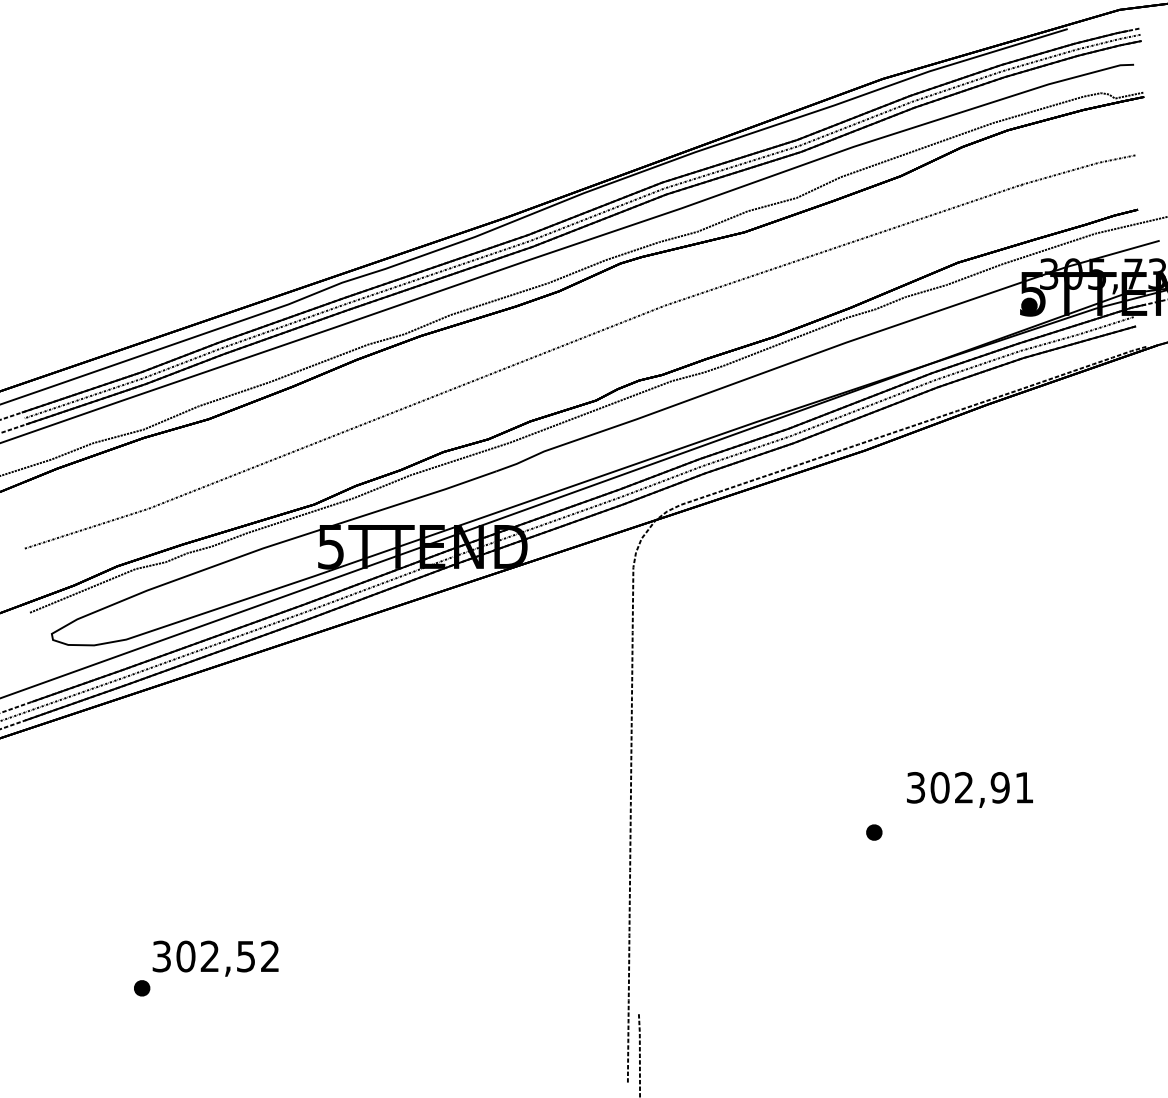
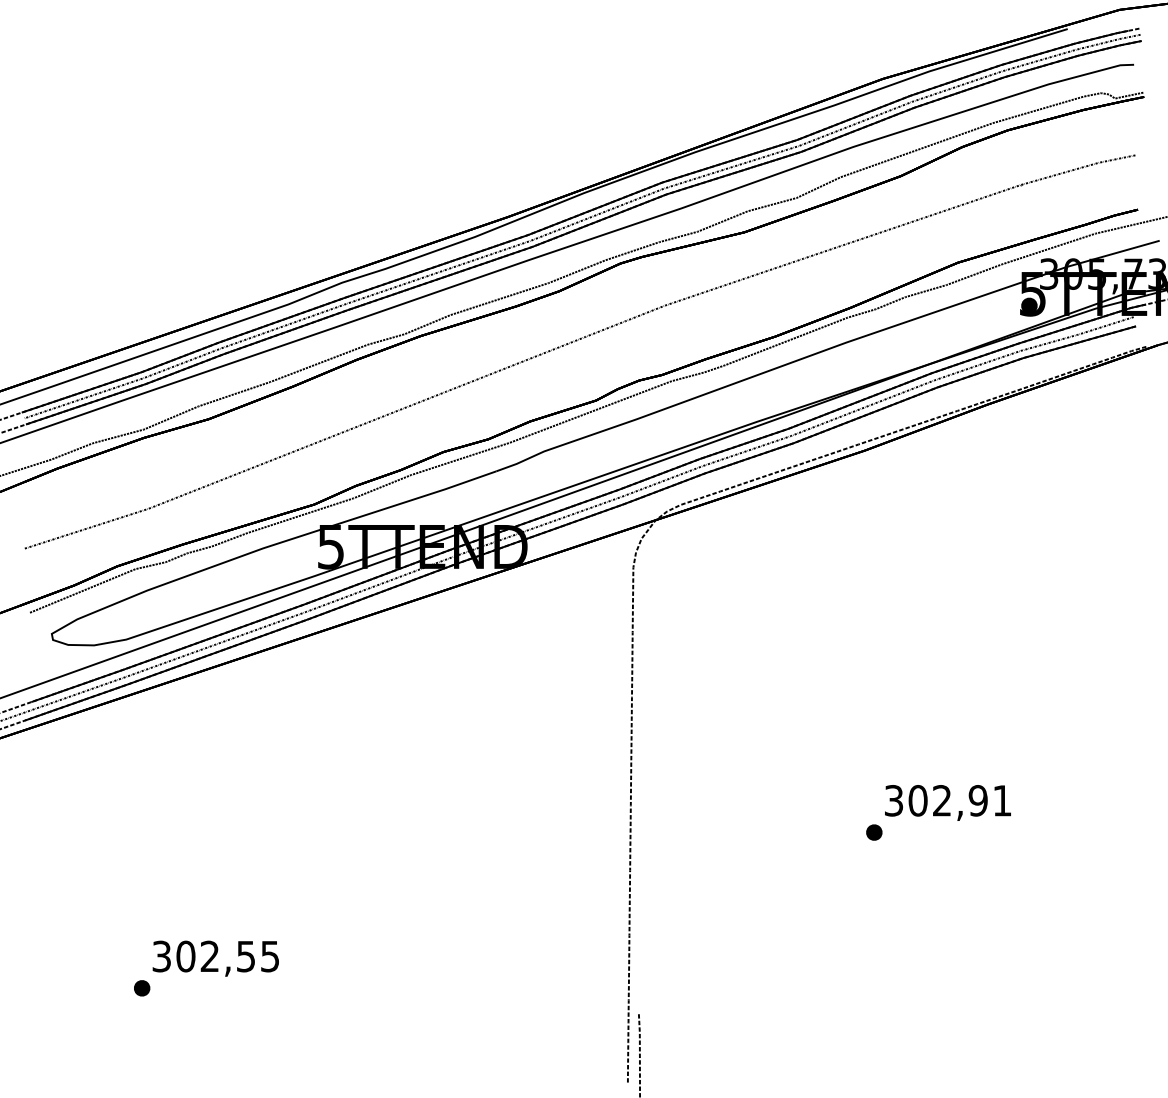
text position: (969, 789) -> (947, 802) (947, 802)
text: 302,52 -> 302,55 (269, 956)
